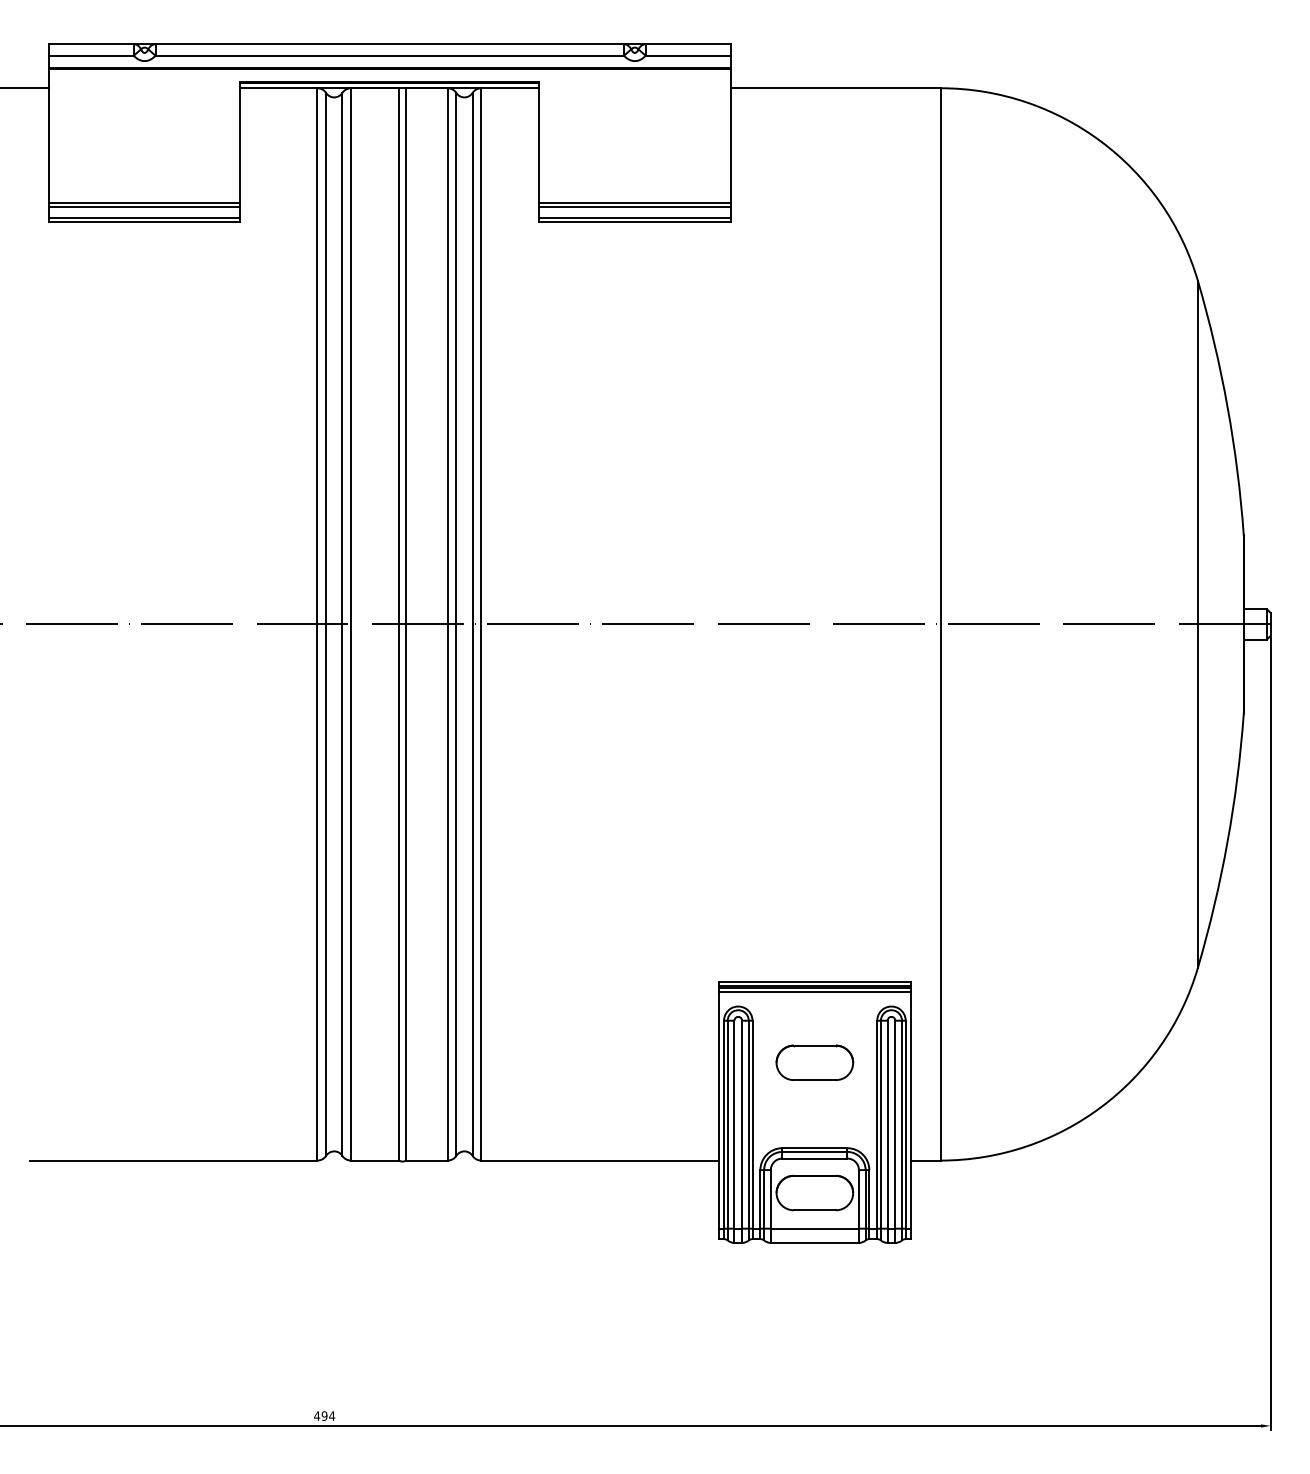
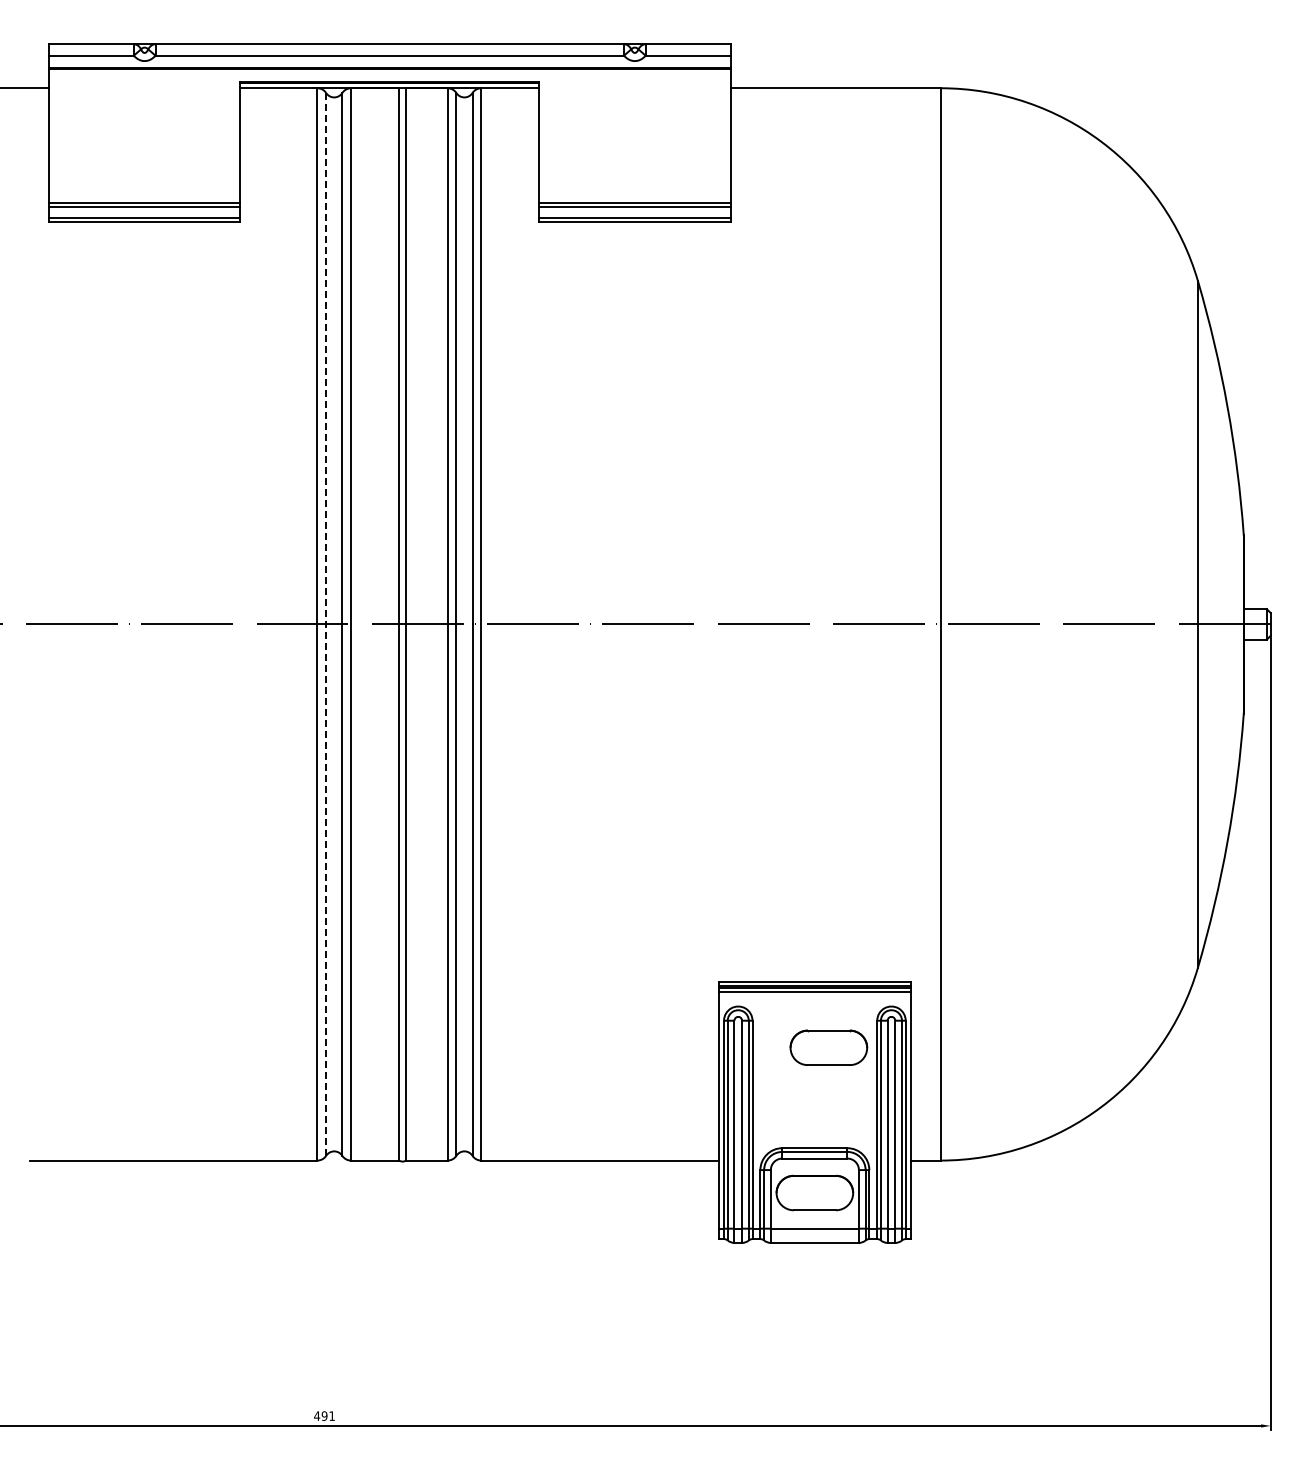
line: solid -> dashed (326, 624)
part position: (814, 1062) -> (828, 1047) (828, 1047)
text: 494 -> 491 (332, 1415)
